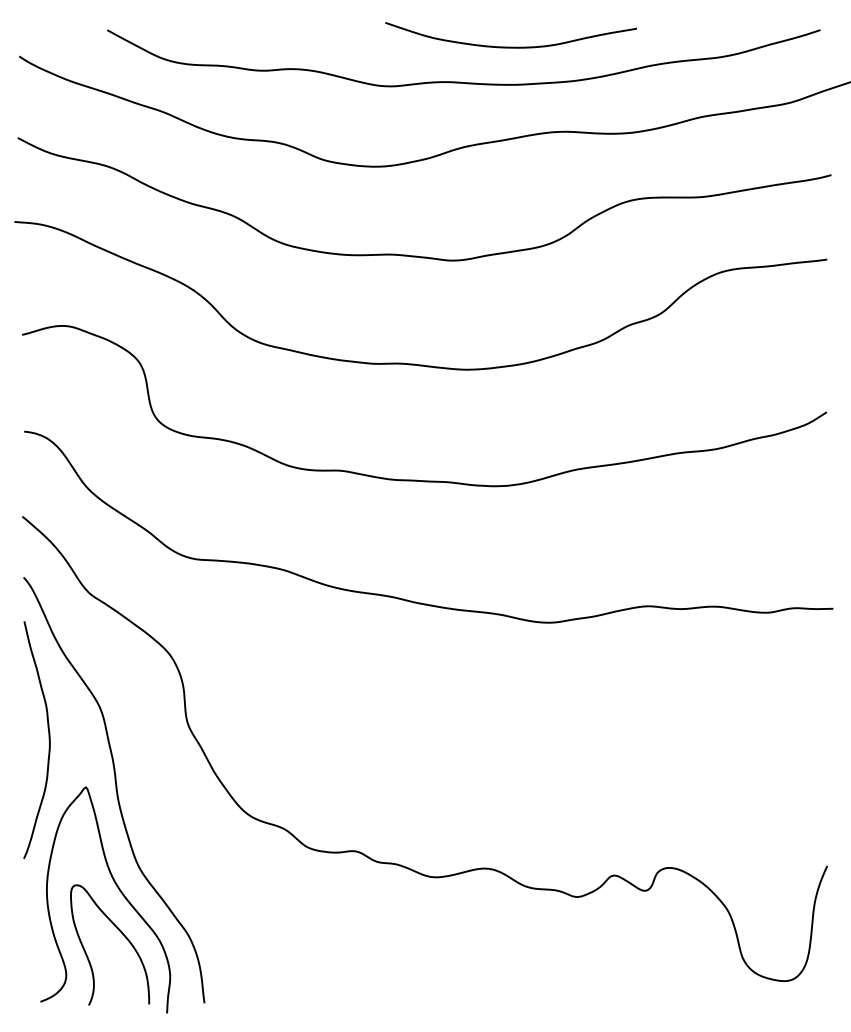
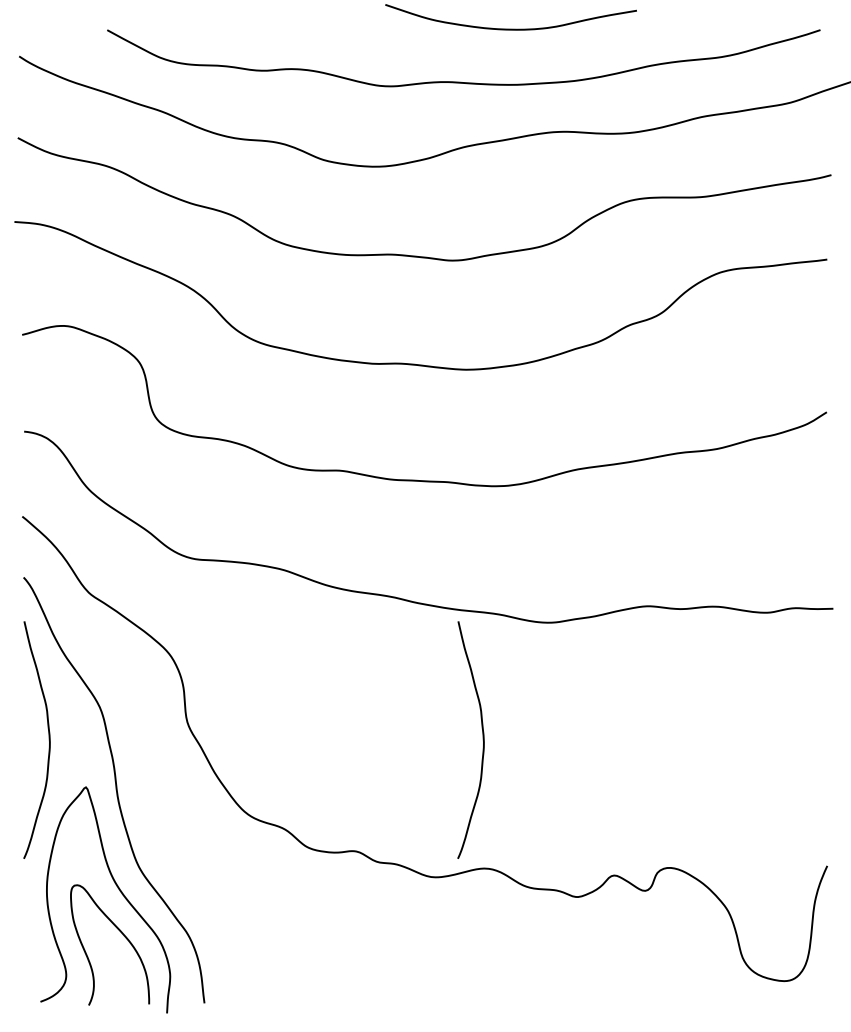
curve position: (510, 46) -> (510, 28) (510, 28)
curve: none -> present (482, 739)
